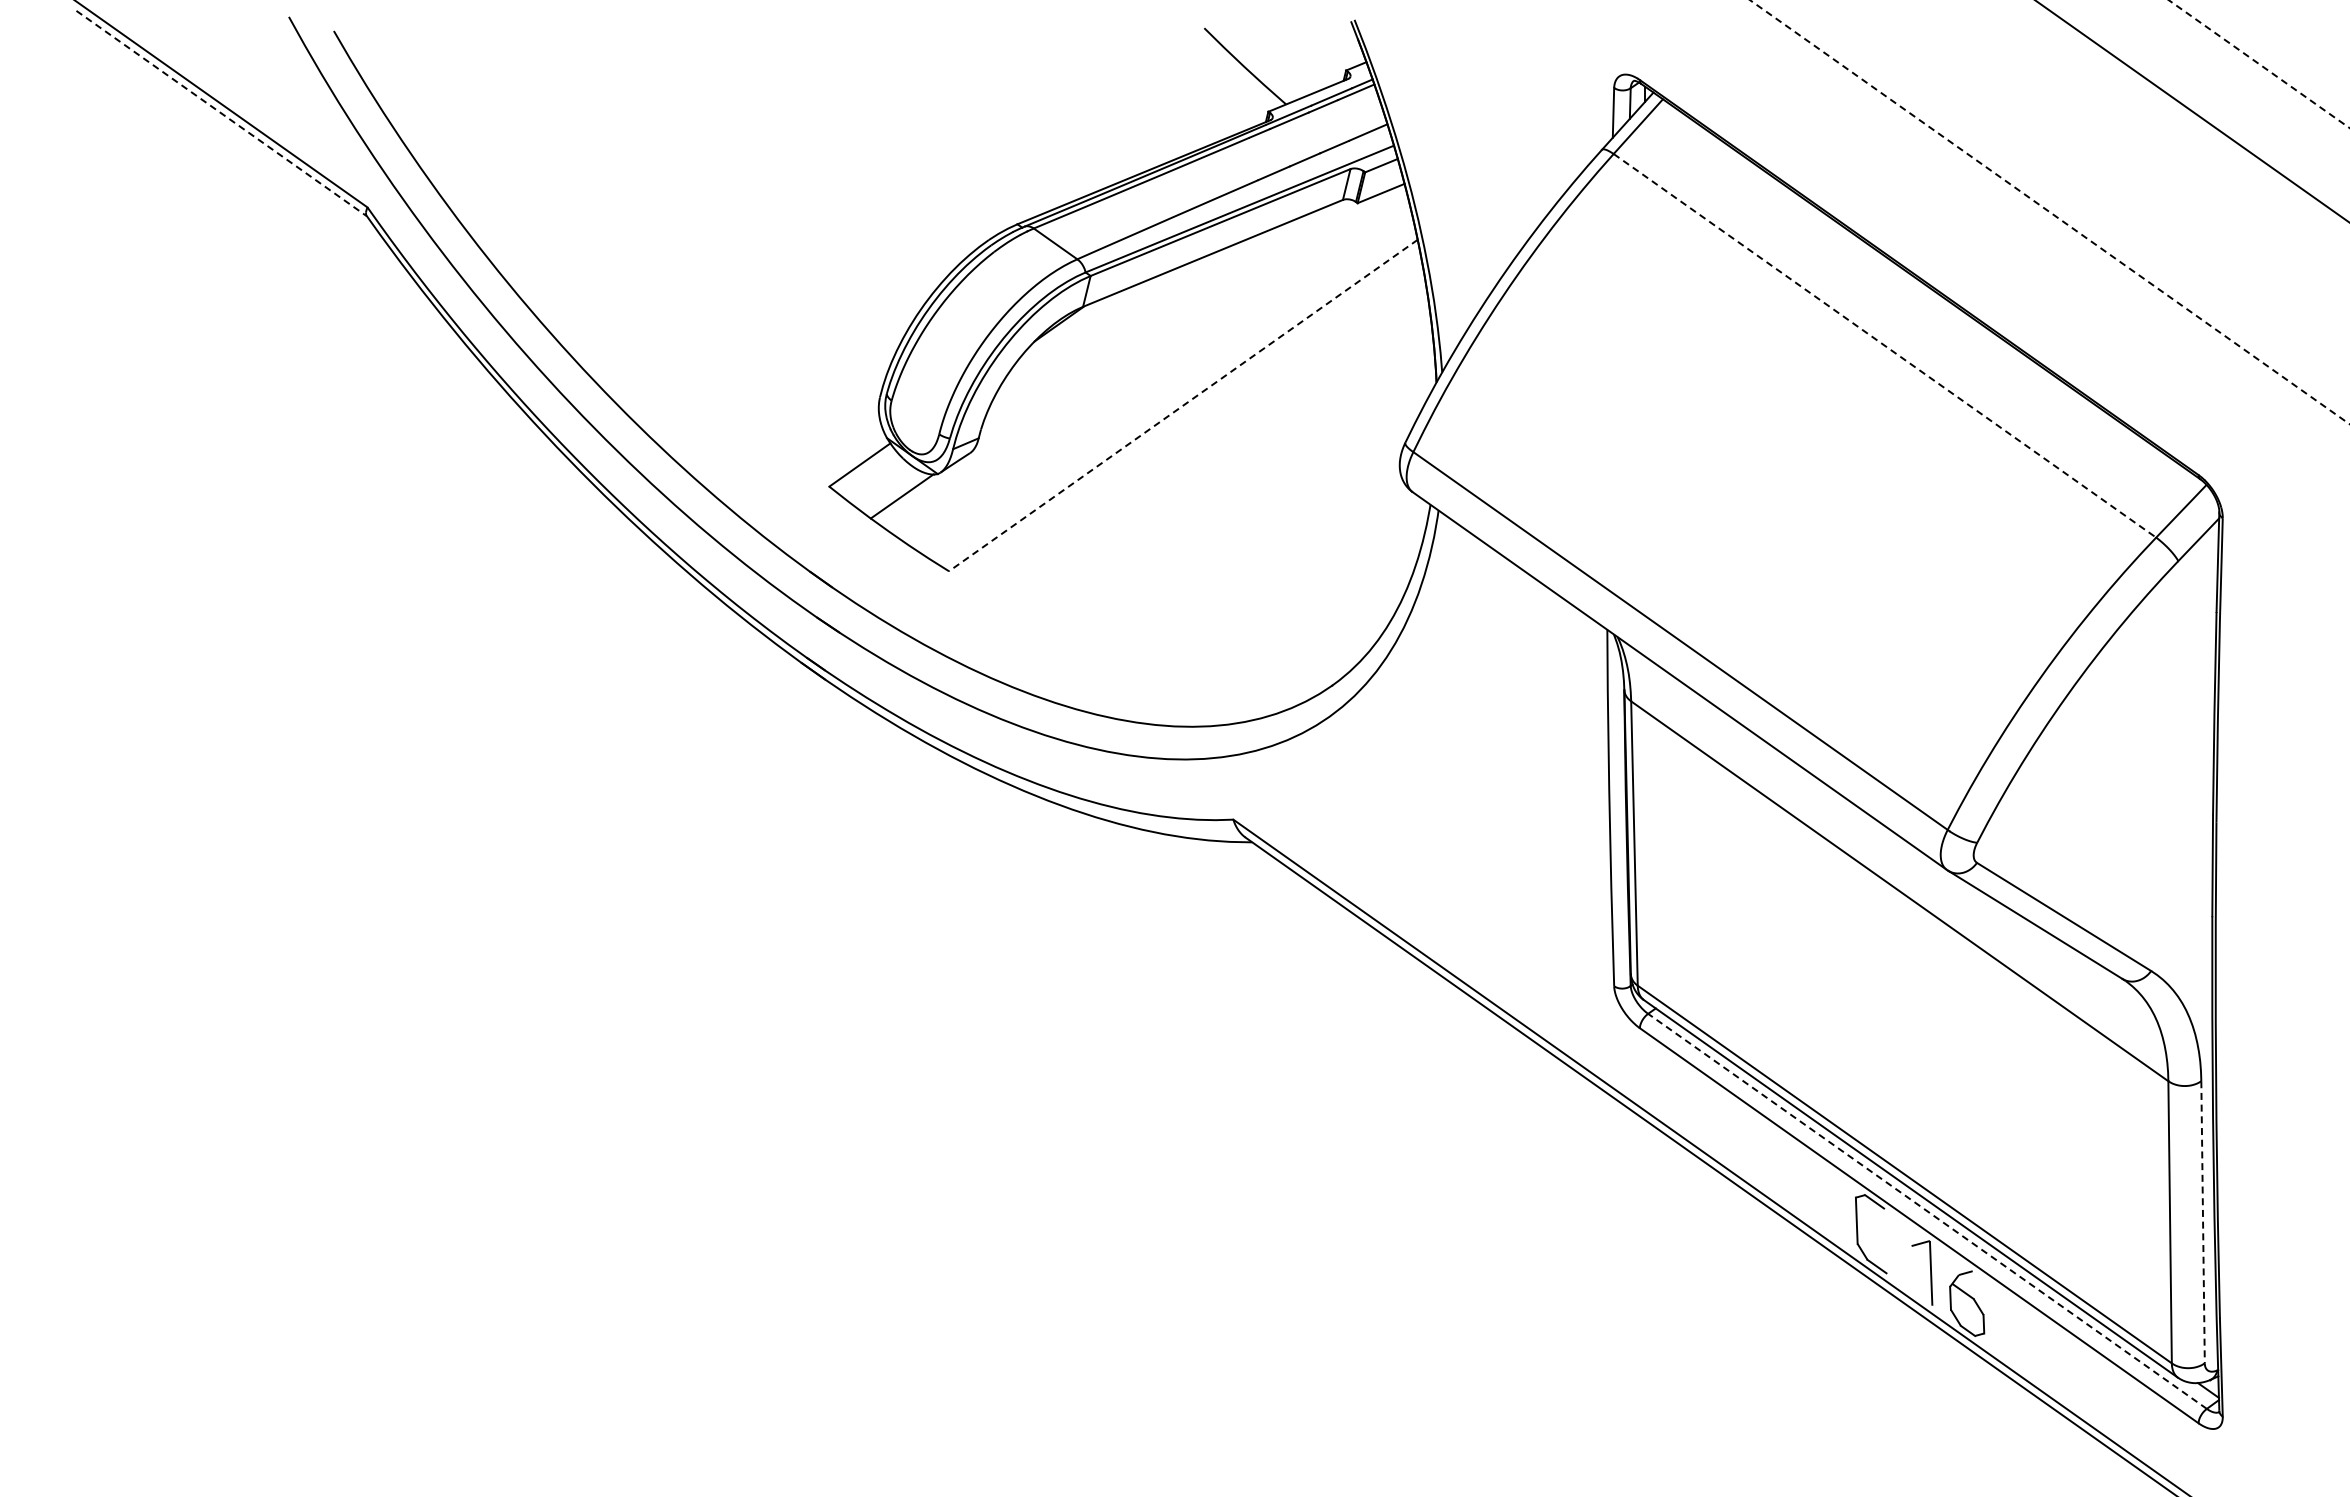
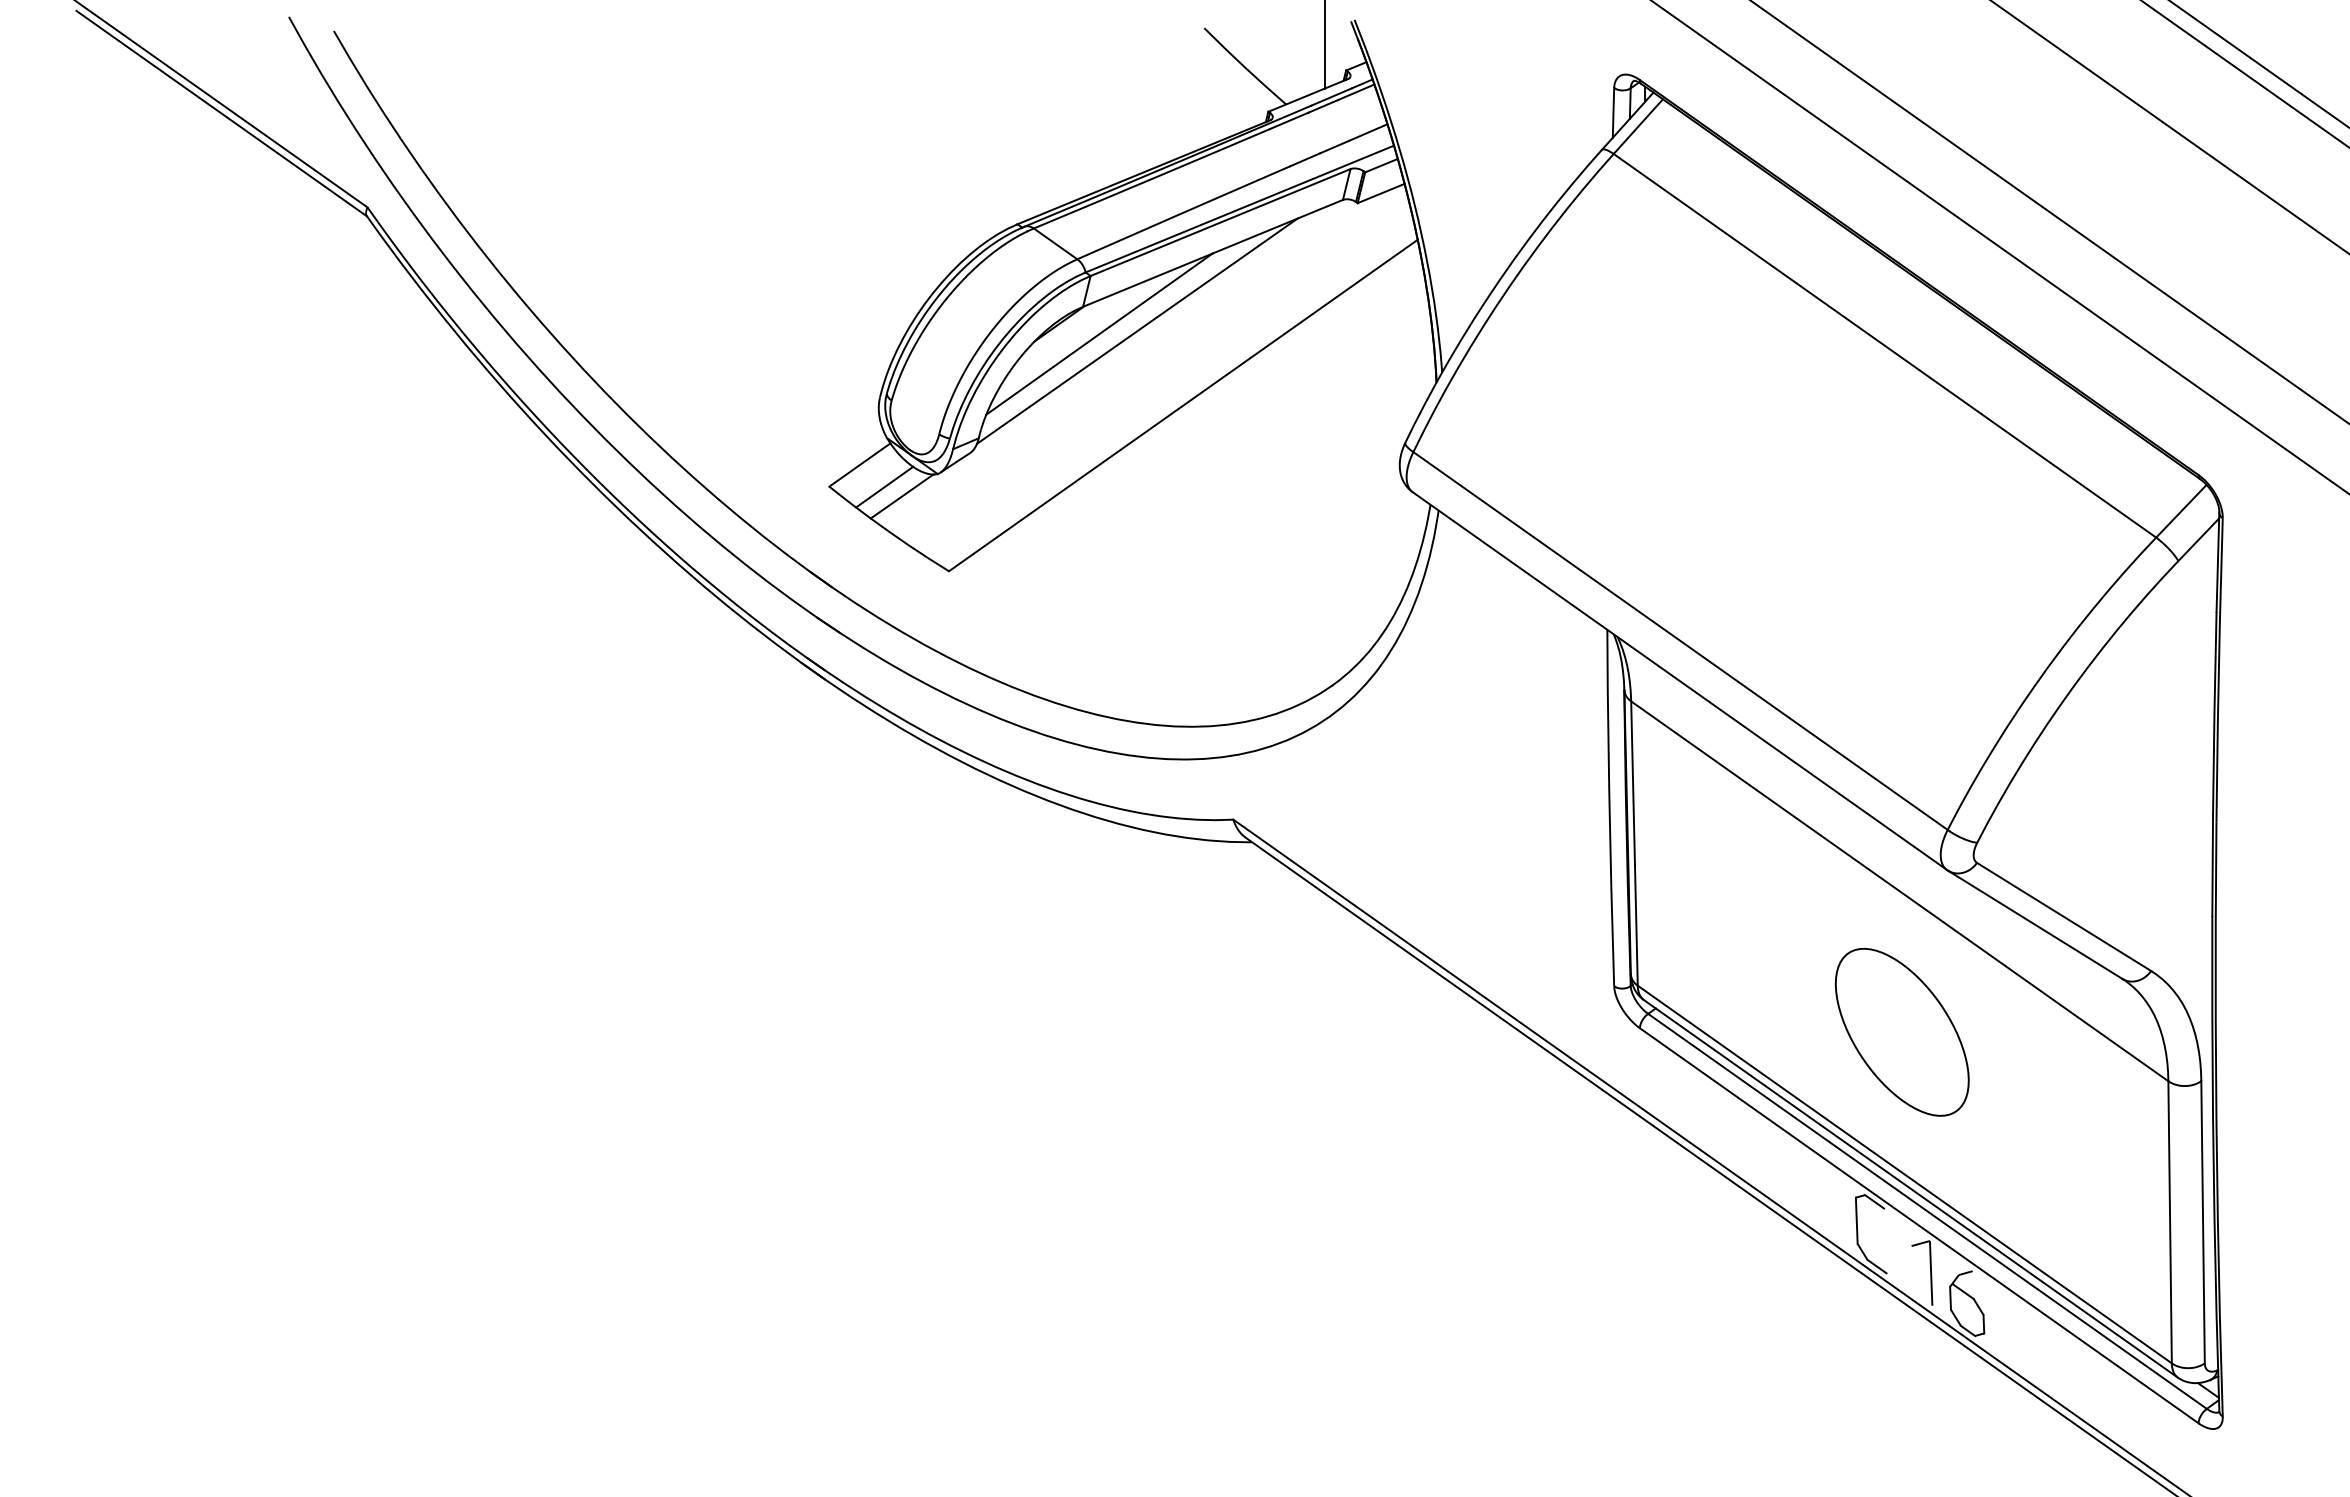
line: none -> present (1324, 45)
line: dashed -> solid (2259, 64)
line: none -> present (2244, 73)
line position: (2192, 111) -> (2169, 127) (2169, 127)
line: dashed -> solid (221, 113)
line: dashed -> solid (2049, 212)
line: none -> present (2000, 247)
line: none -> present (1136, 330)
line: none -> present (1099, 333)
line: dashed -> solid (1885, 346)
line: dashed -> solid (1182, 405)
line: none -> present (884, 486)
part: none -> present (1901, 1031)
line: dashed -> solid (1927, 1211)
line: dashed -> solid (2203, 1222)
